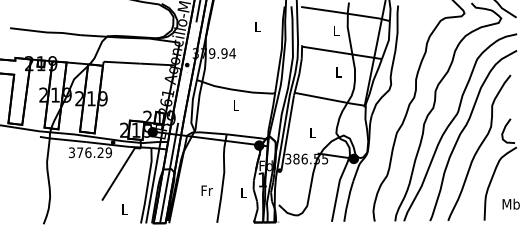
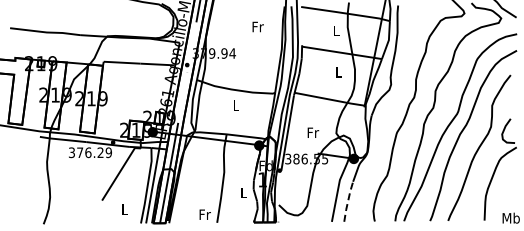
text: L -> Fr (257, 26)
text: L -> Fr (313, 132)
text position: (206, 190) -> (204, 214) (204, 214)
line: solid -> dashed (348, 201)
text position: (510, 203) -> (510, 217) (510, 217)
